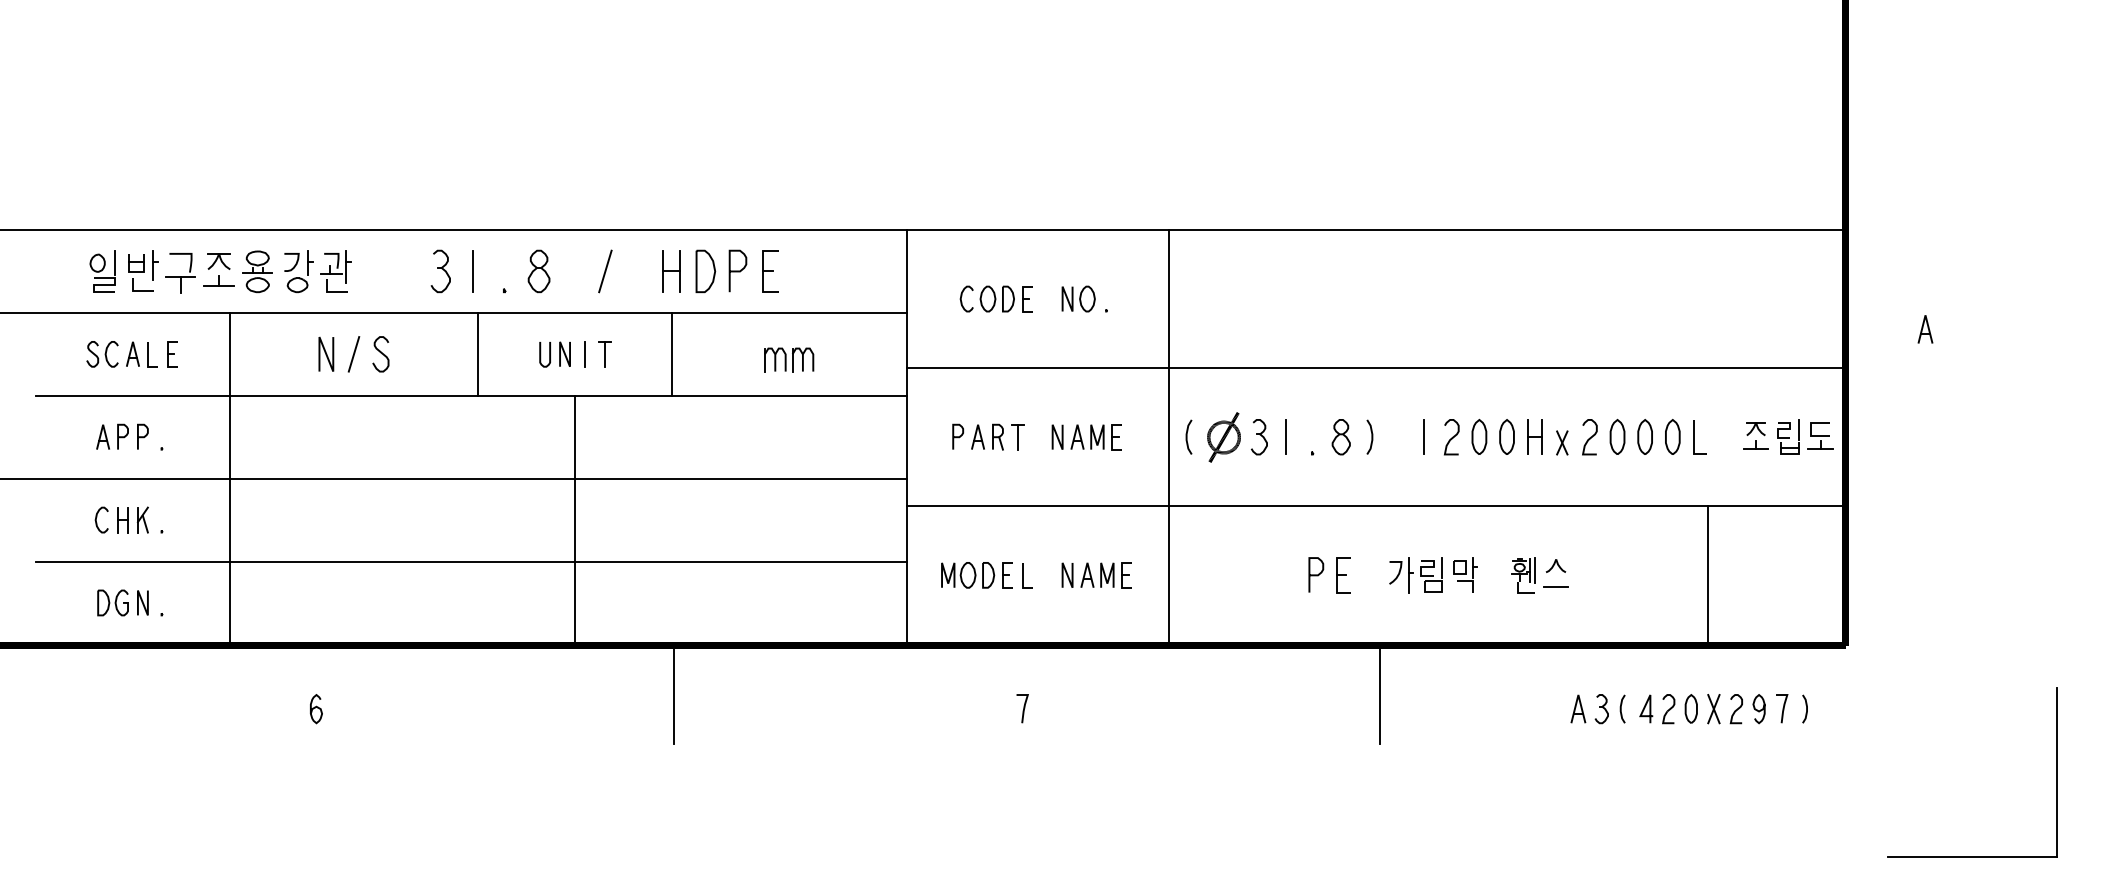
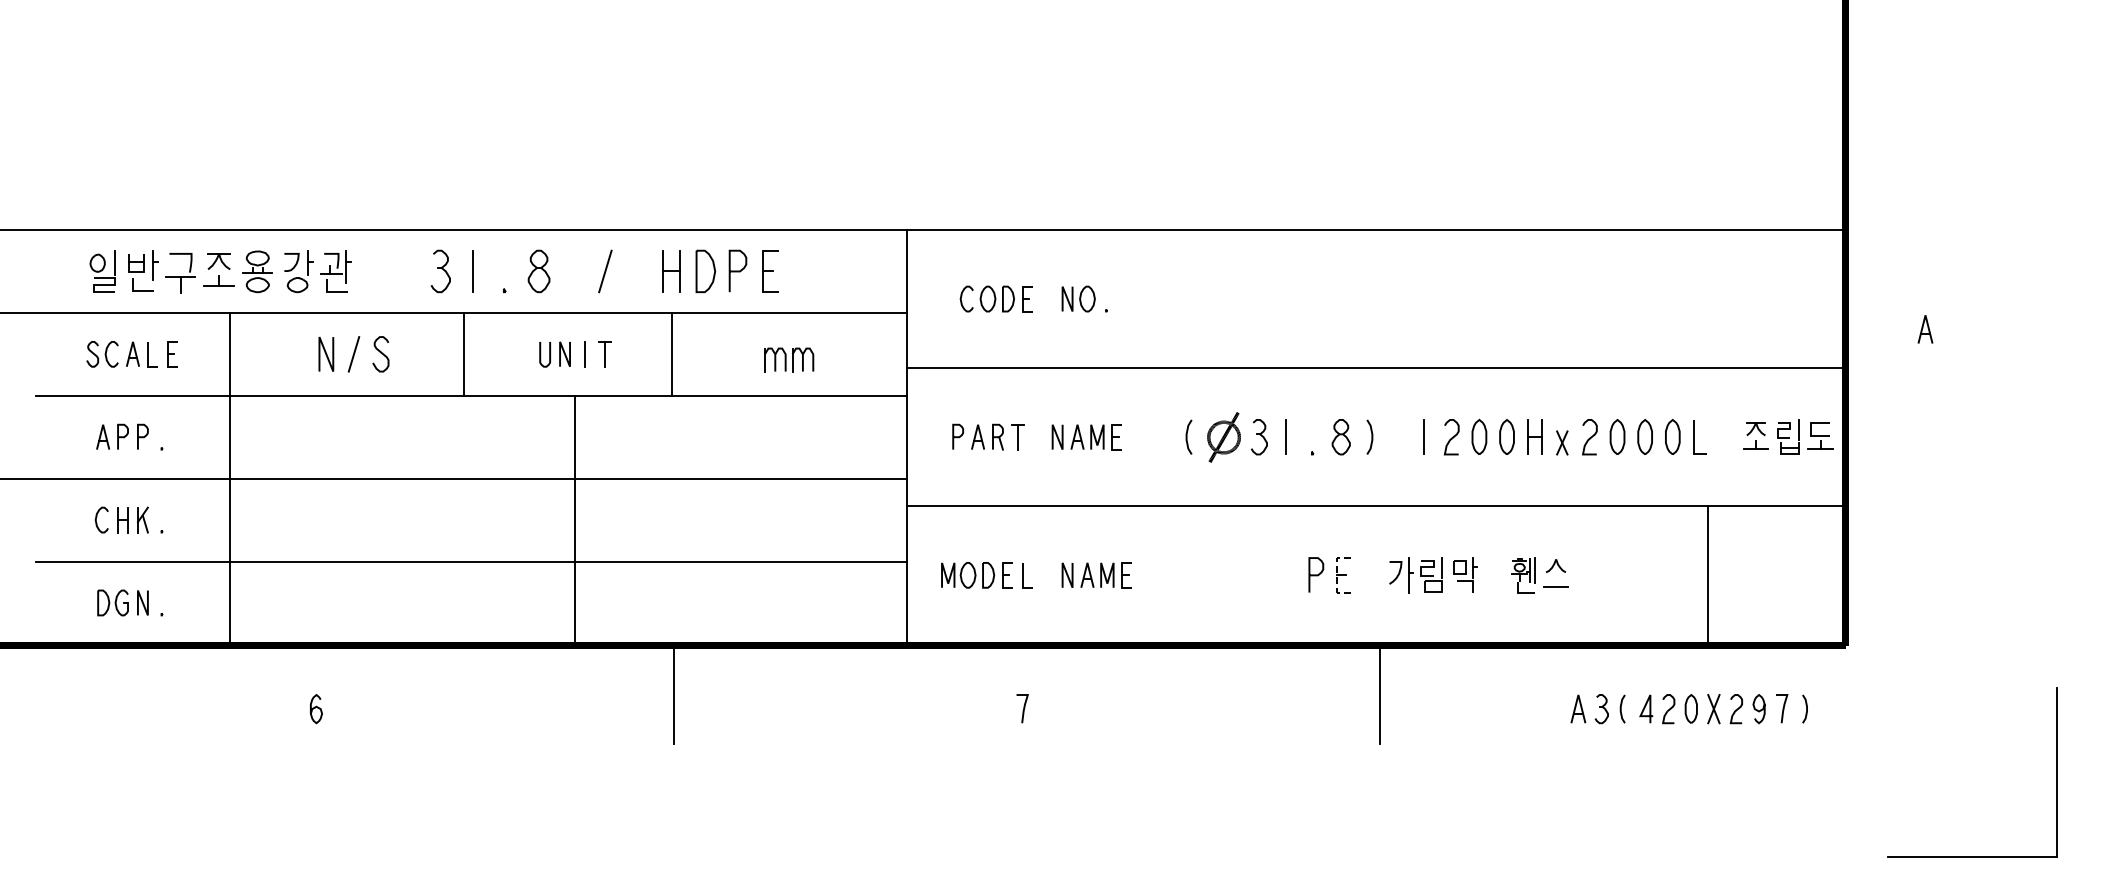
line position: (478, 353) -> (464, 353) (464, 353)
line: present -> none (1168, 437)
line: solid -> dashed (1337, 574)
